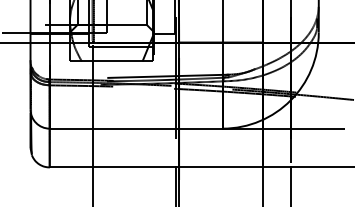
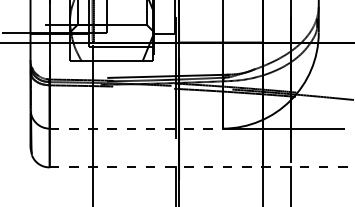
line: solid -> dashed (136, 128)
line: solid -> dashed (202, 167)
